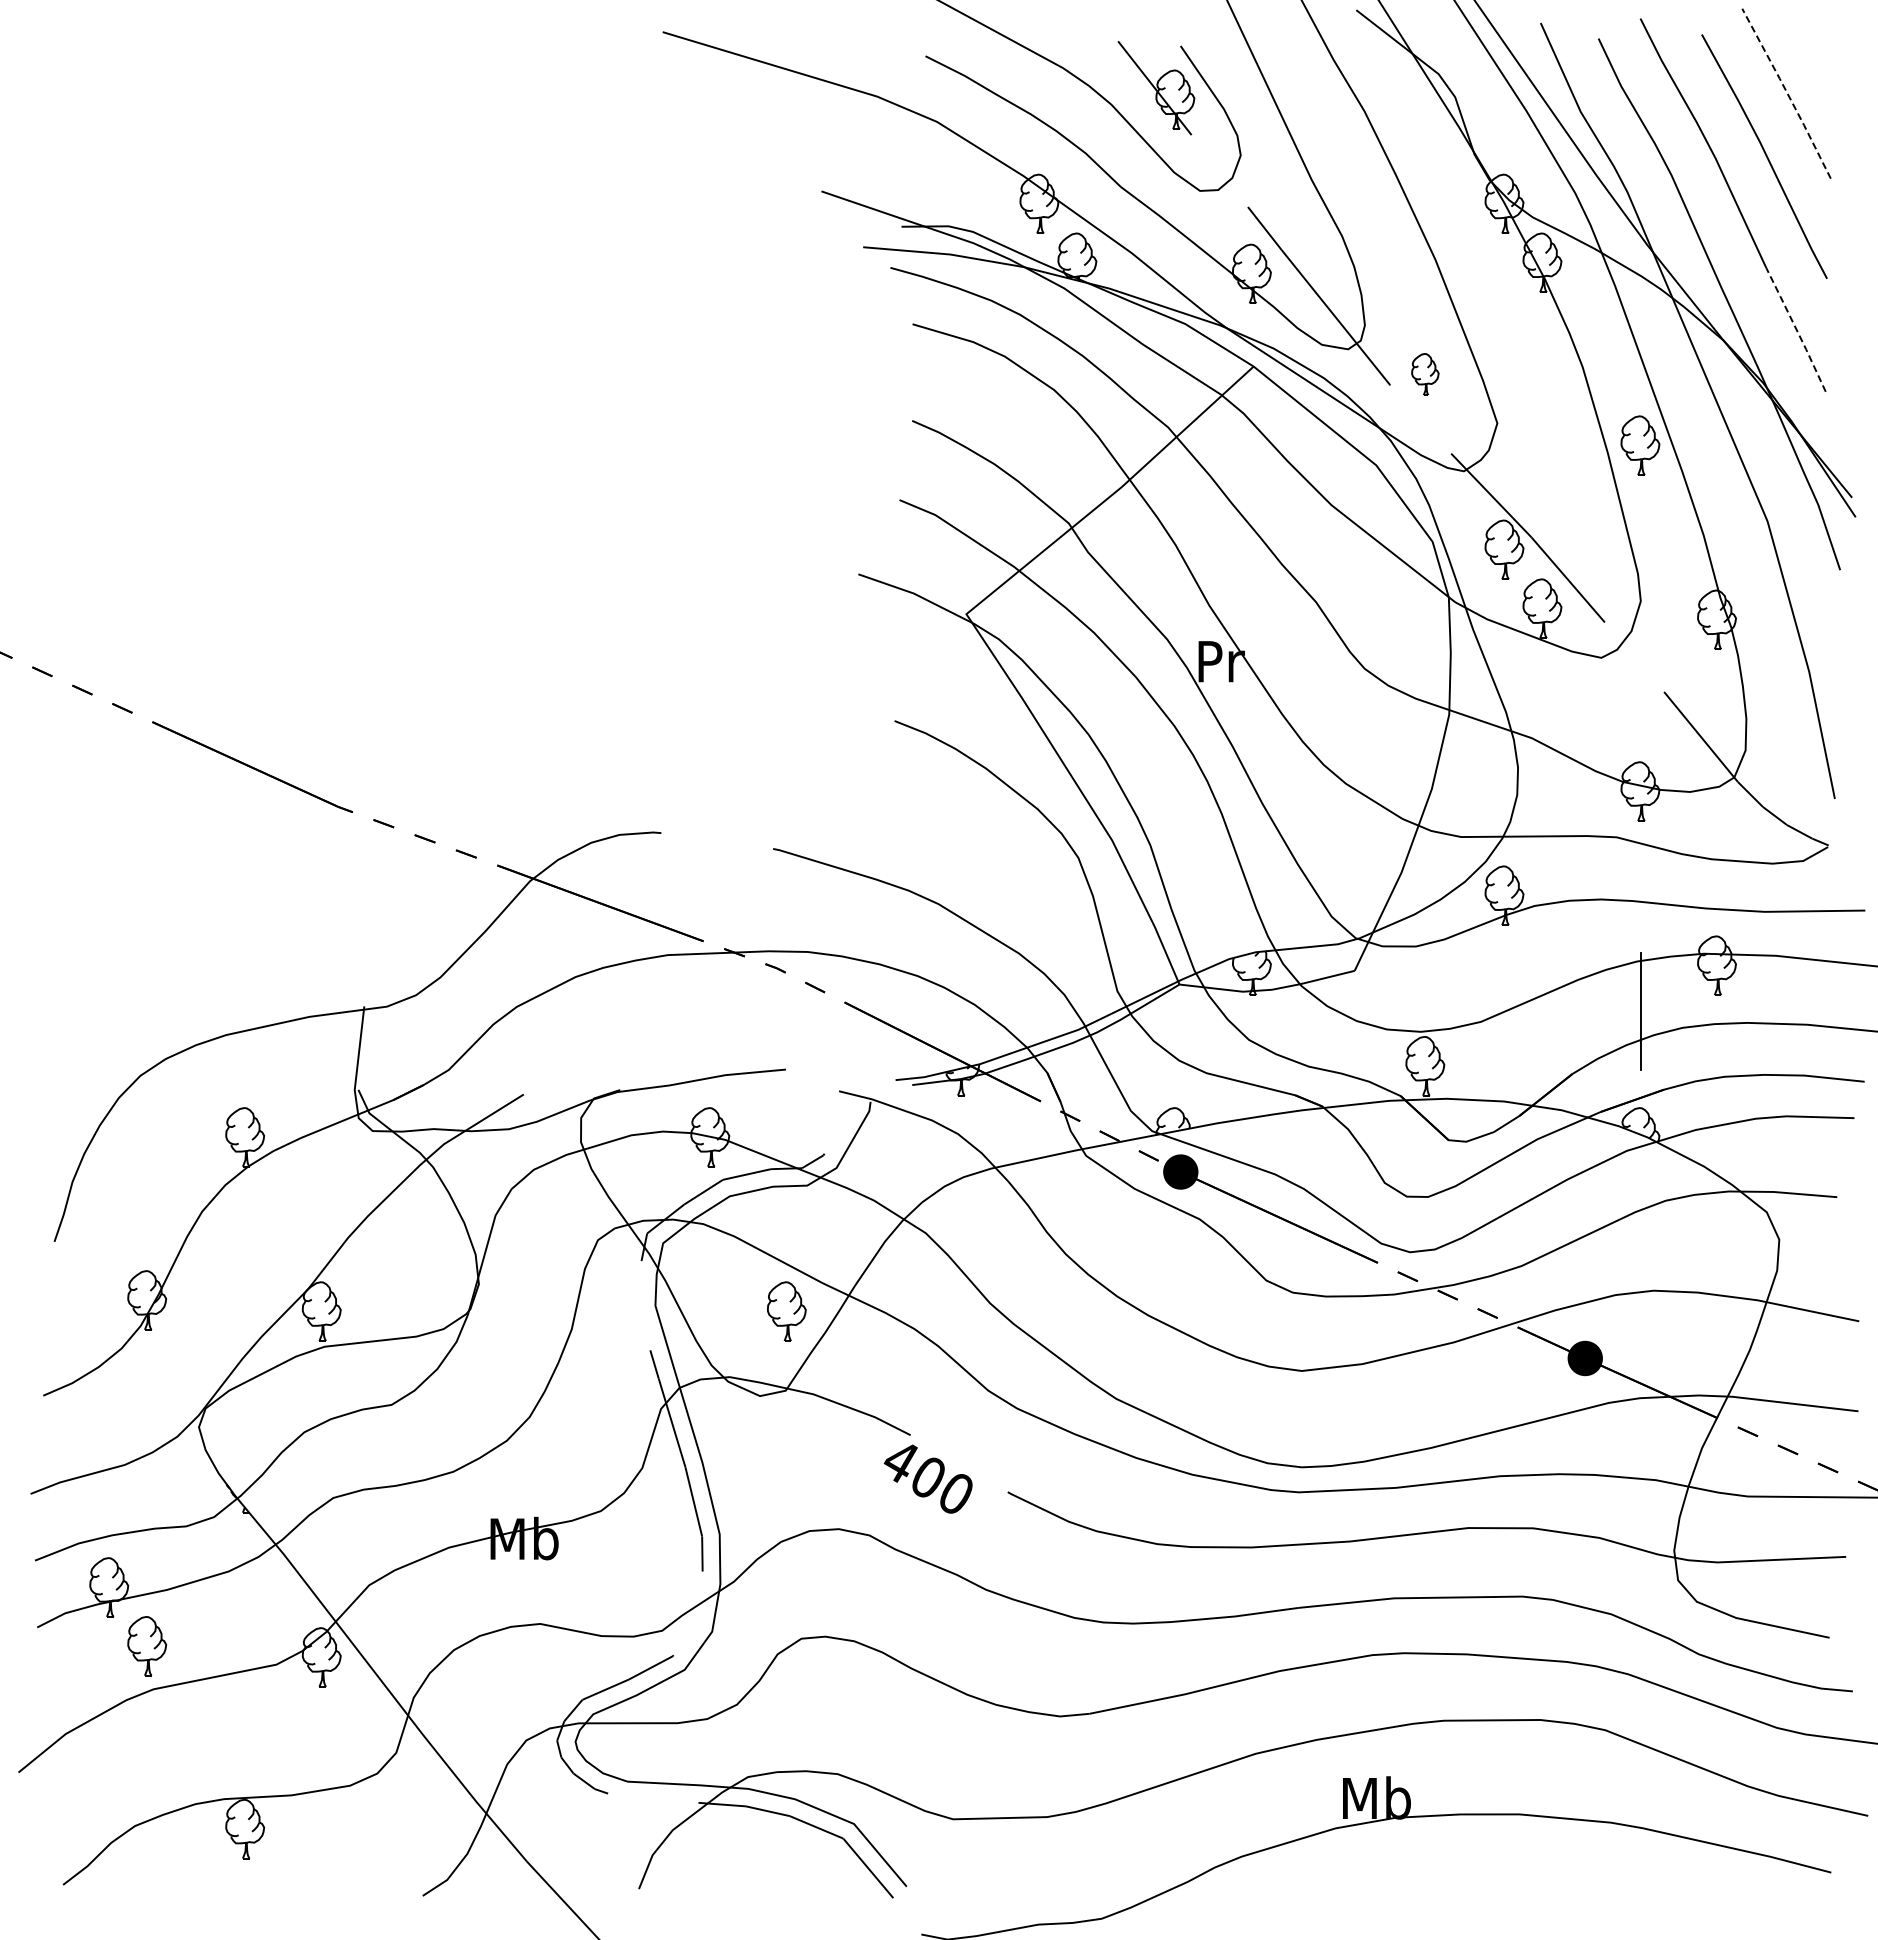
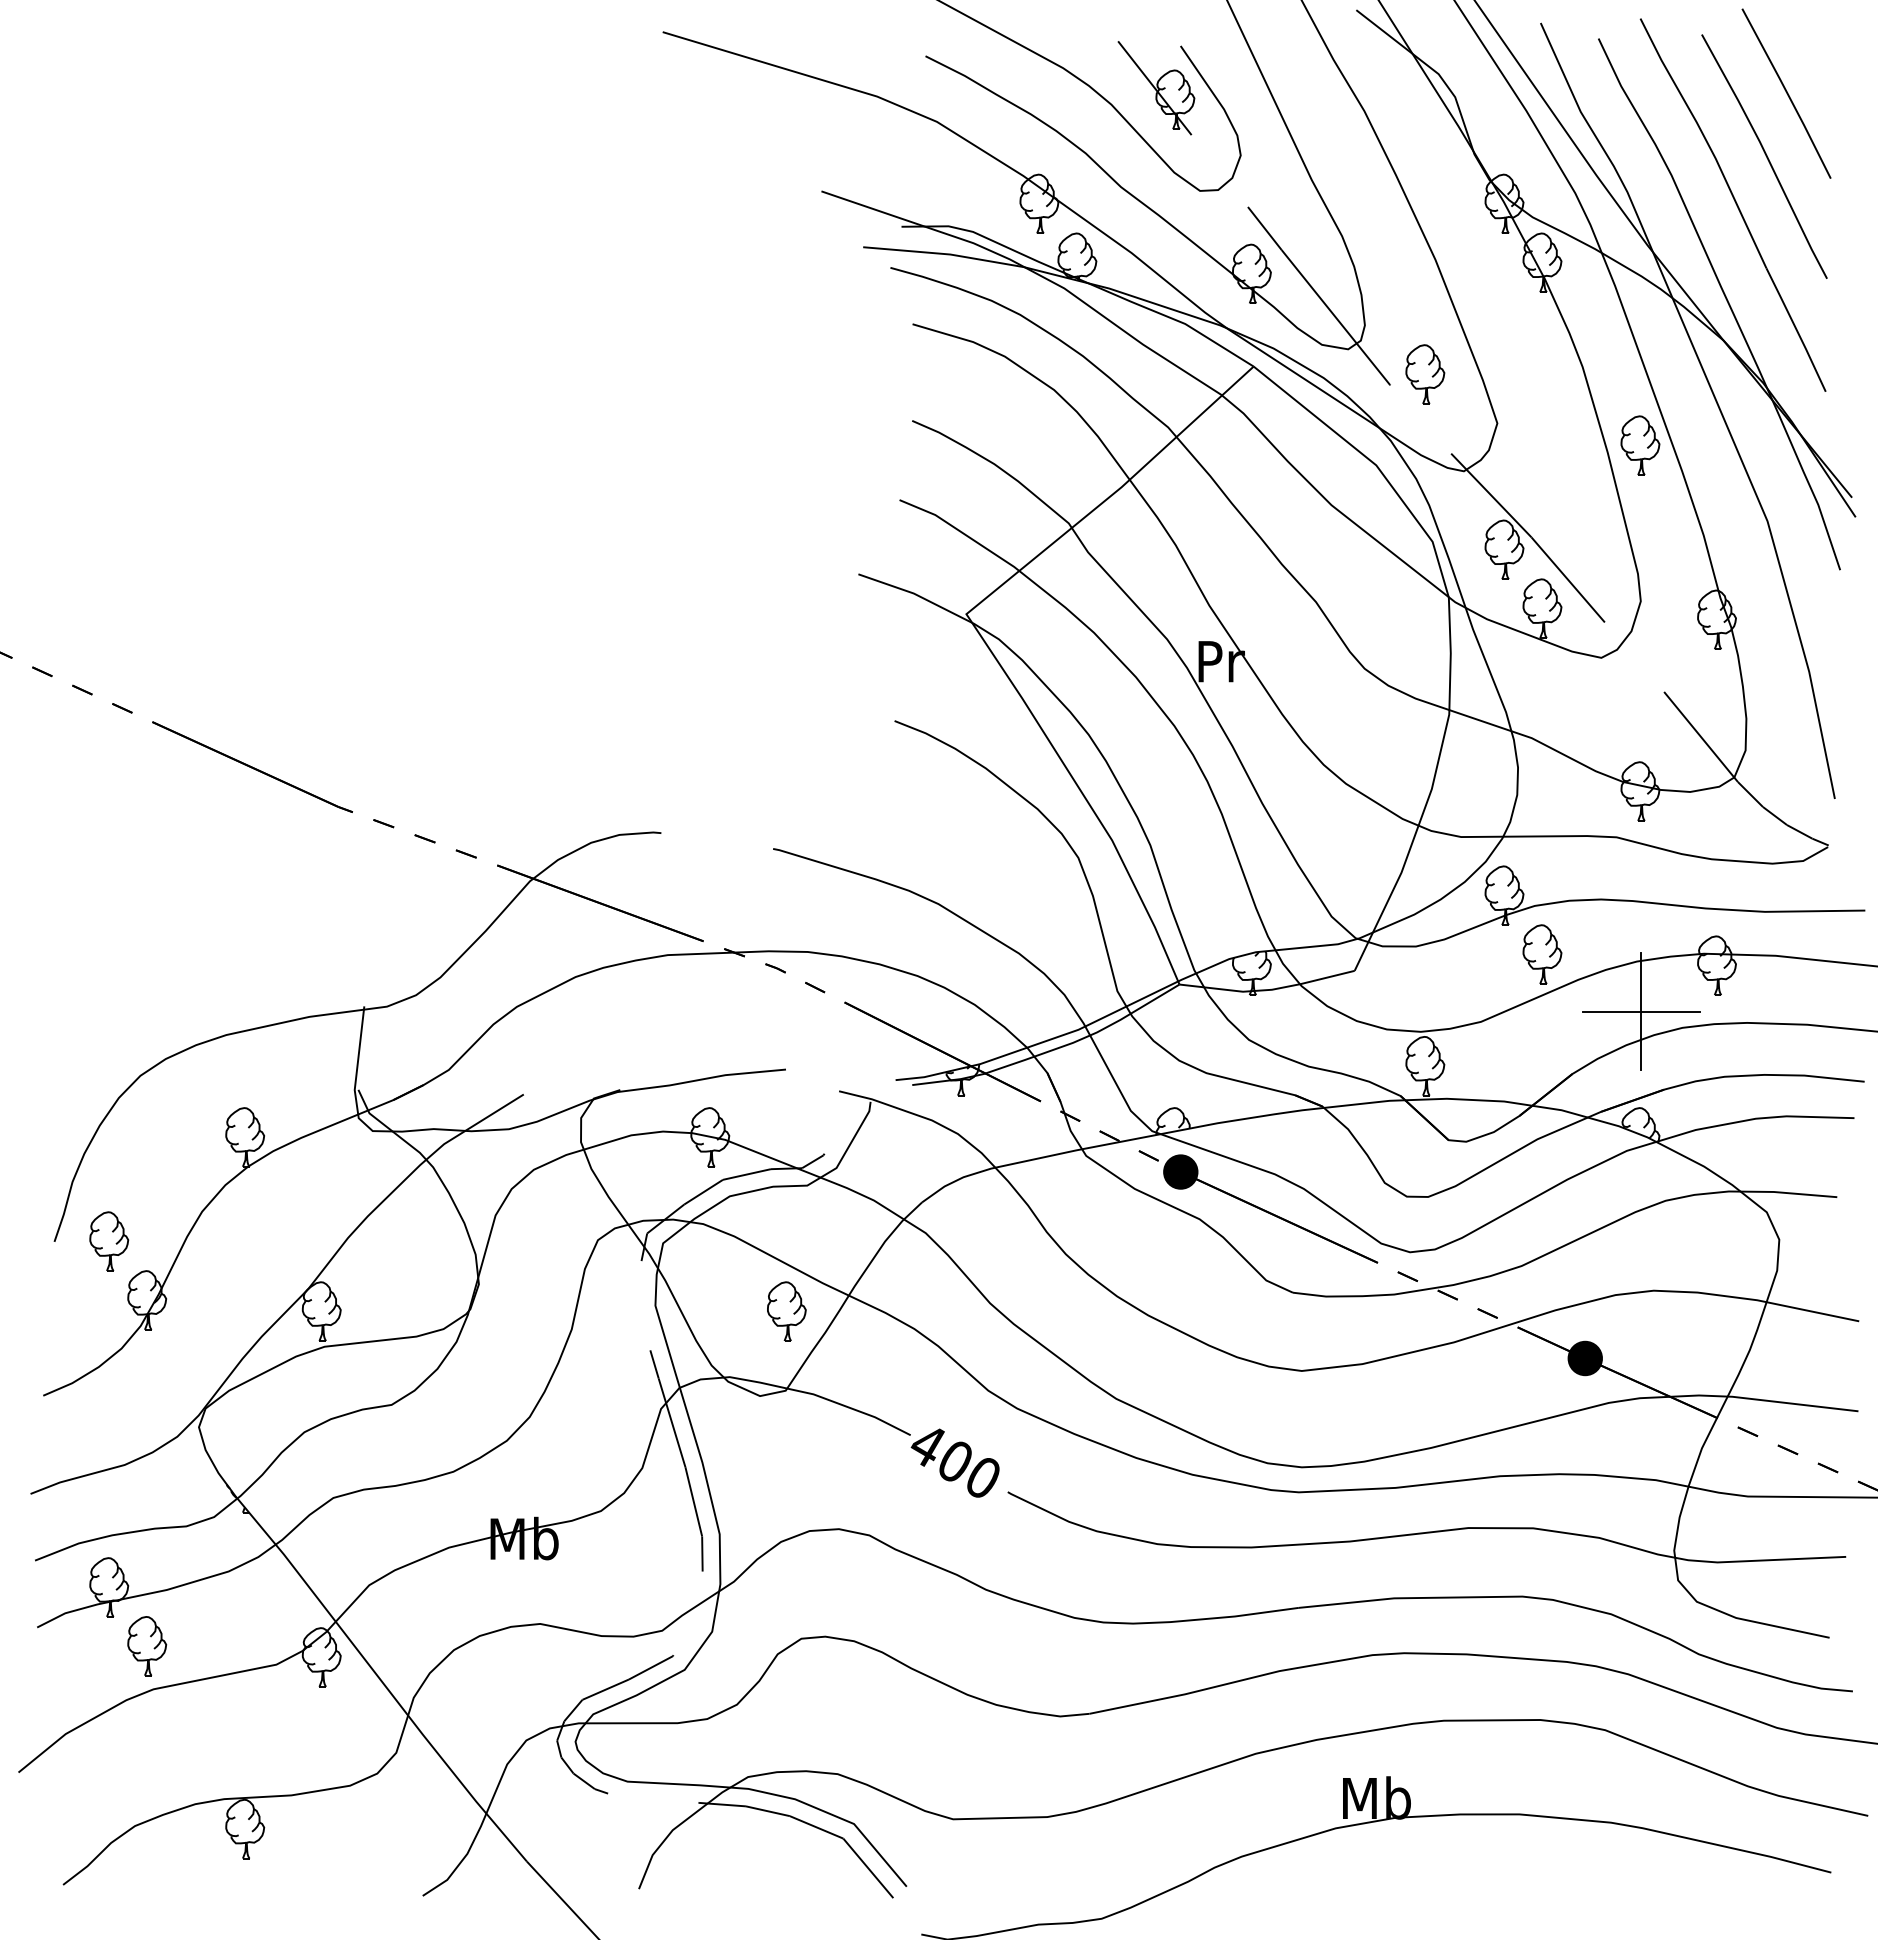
line: dashed -> solid (1787, 92)
line: dashed -> solid (1796, 329)
part size: 29x43 px -> 41x61 px (1425, 374)
part: none -> present (1542, 954)
line: none -> present (1641, 1011)
part: none -> present (109, 1241)
text position: (927, 1478) -> (954, 1462) (954, 1462)
